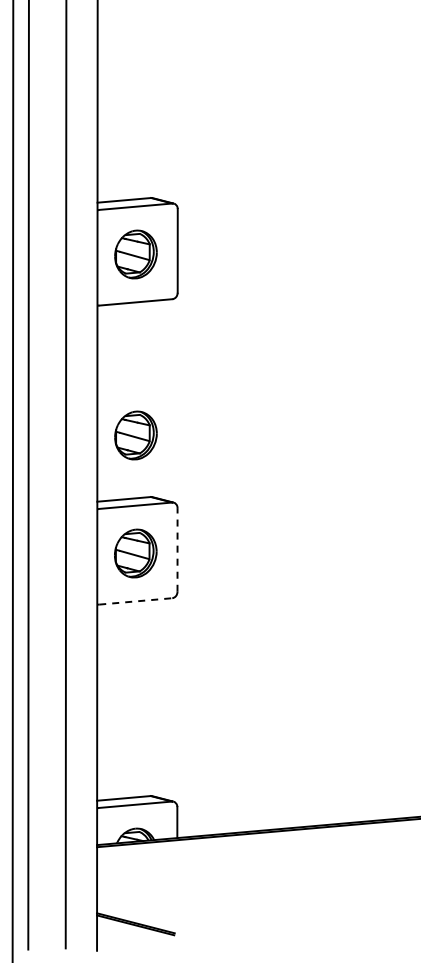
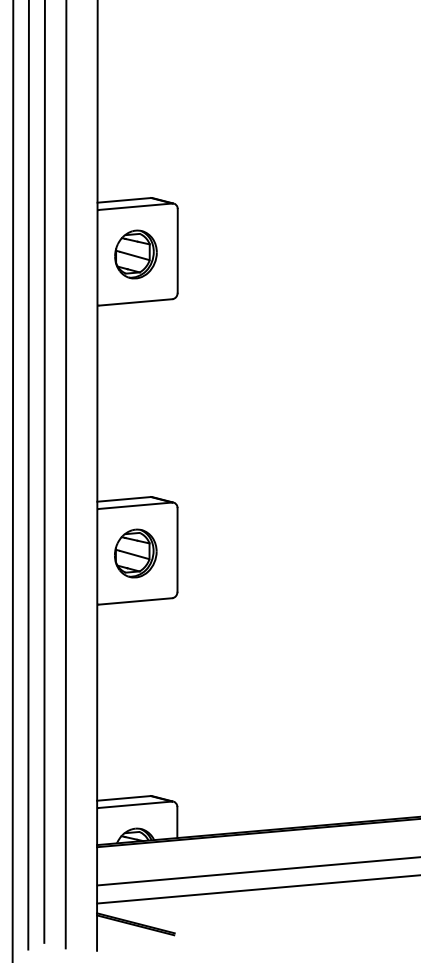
part: present -> none (135, 435)
line: none -> present (44, 472)
line: dashed -> solid (177, 549)
line: dashed -> solid (135, 601)
line: none -> present (257, 871)
line: none -> present (257, 889)
